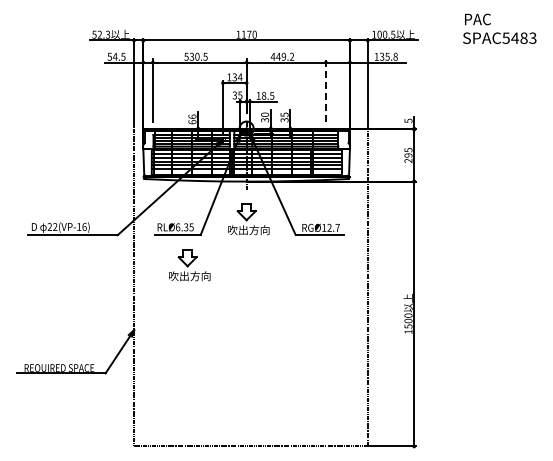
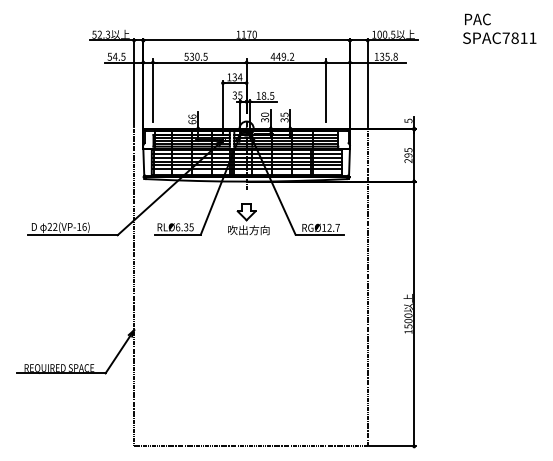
text: SPAC5483 -> SPAC7811 (519, 37)
line: dashed -> solid (325, 89)
part: present -> none (189, 265)
